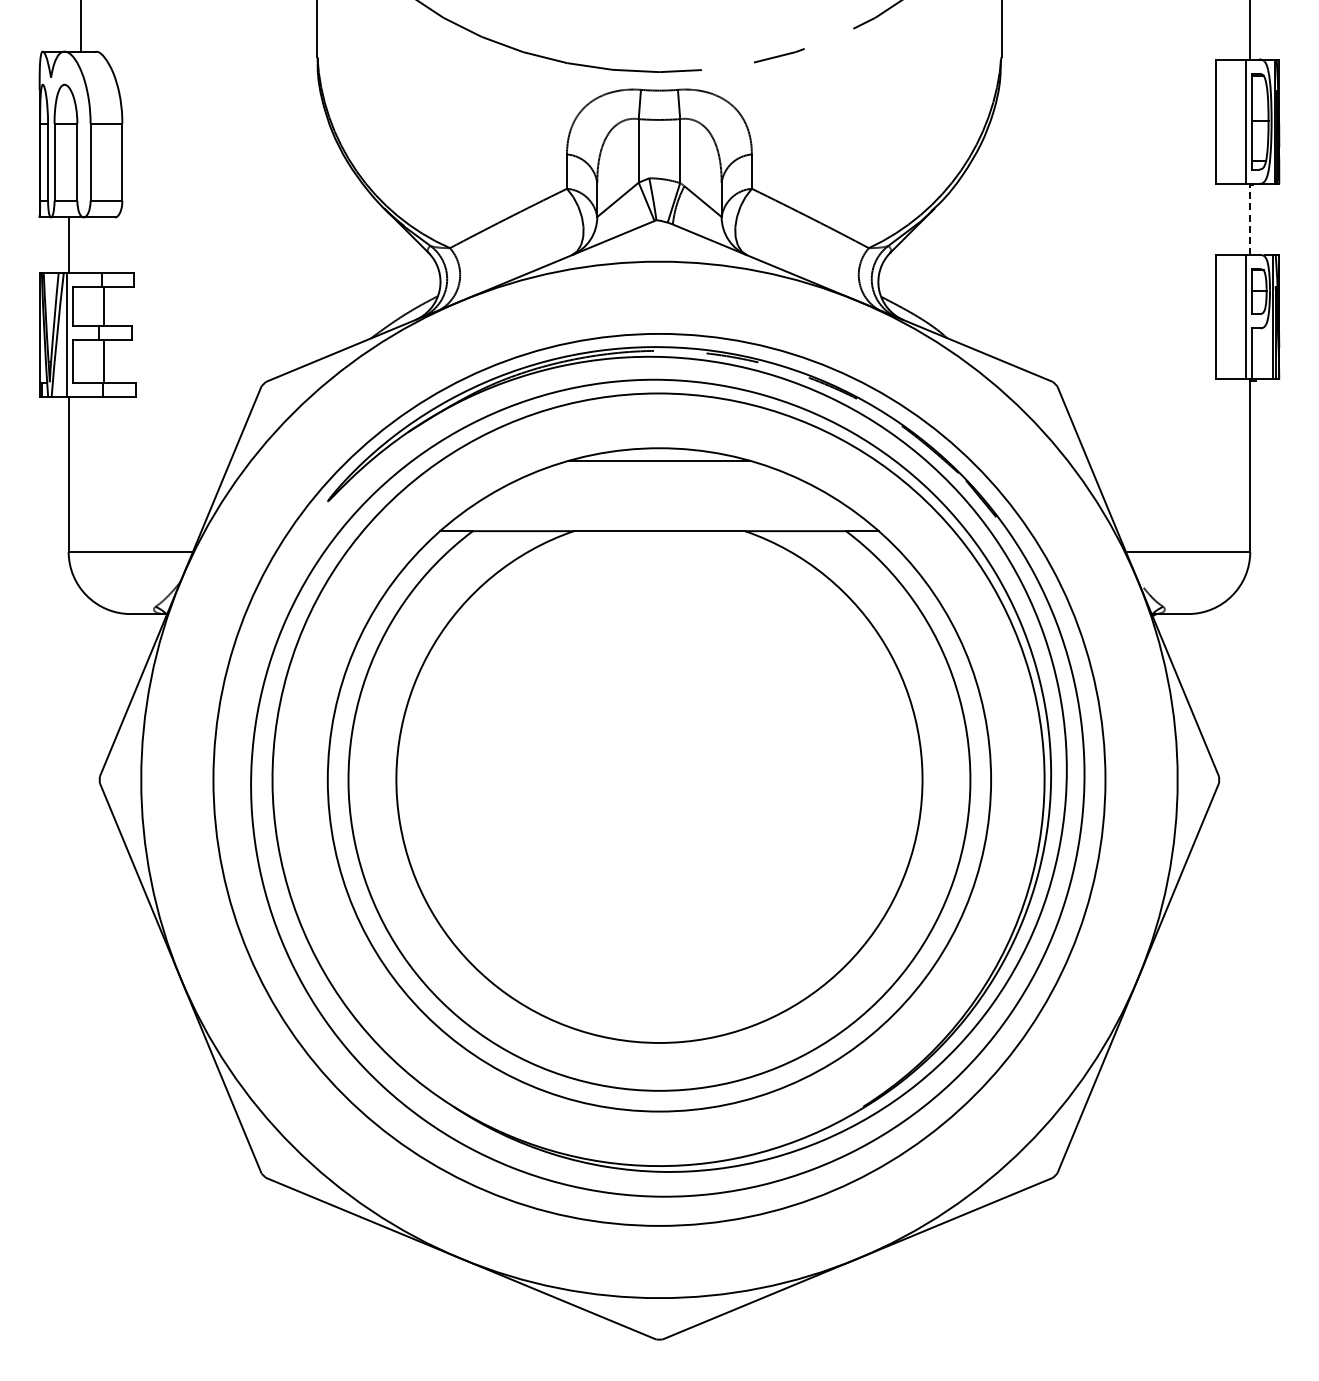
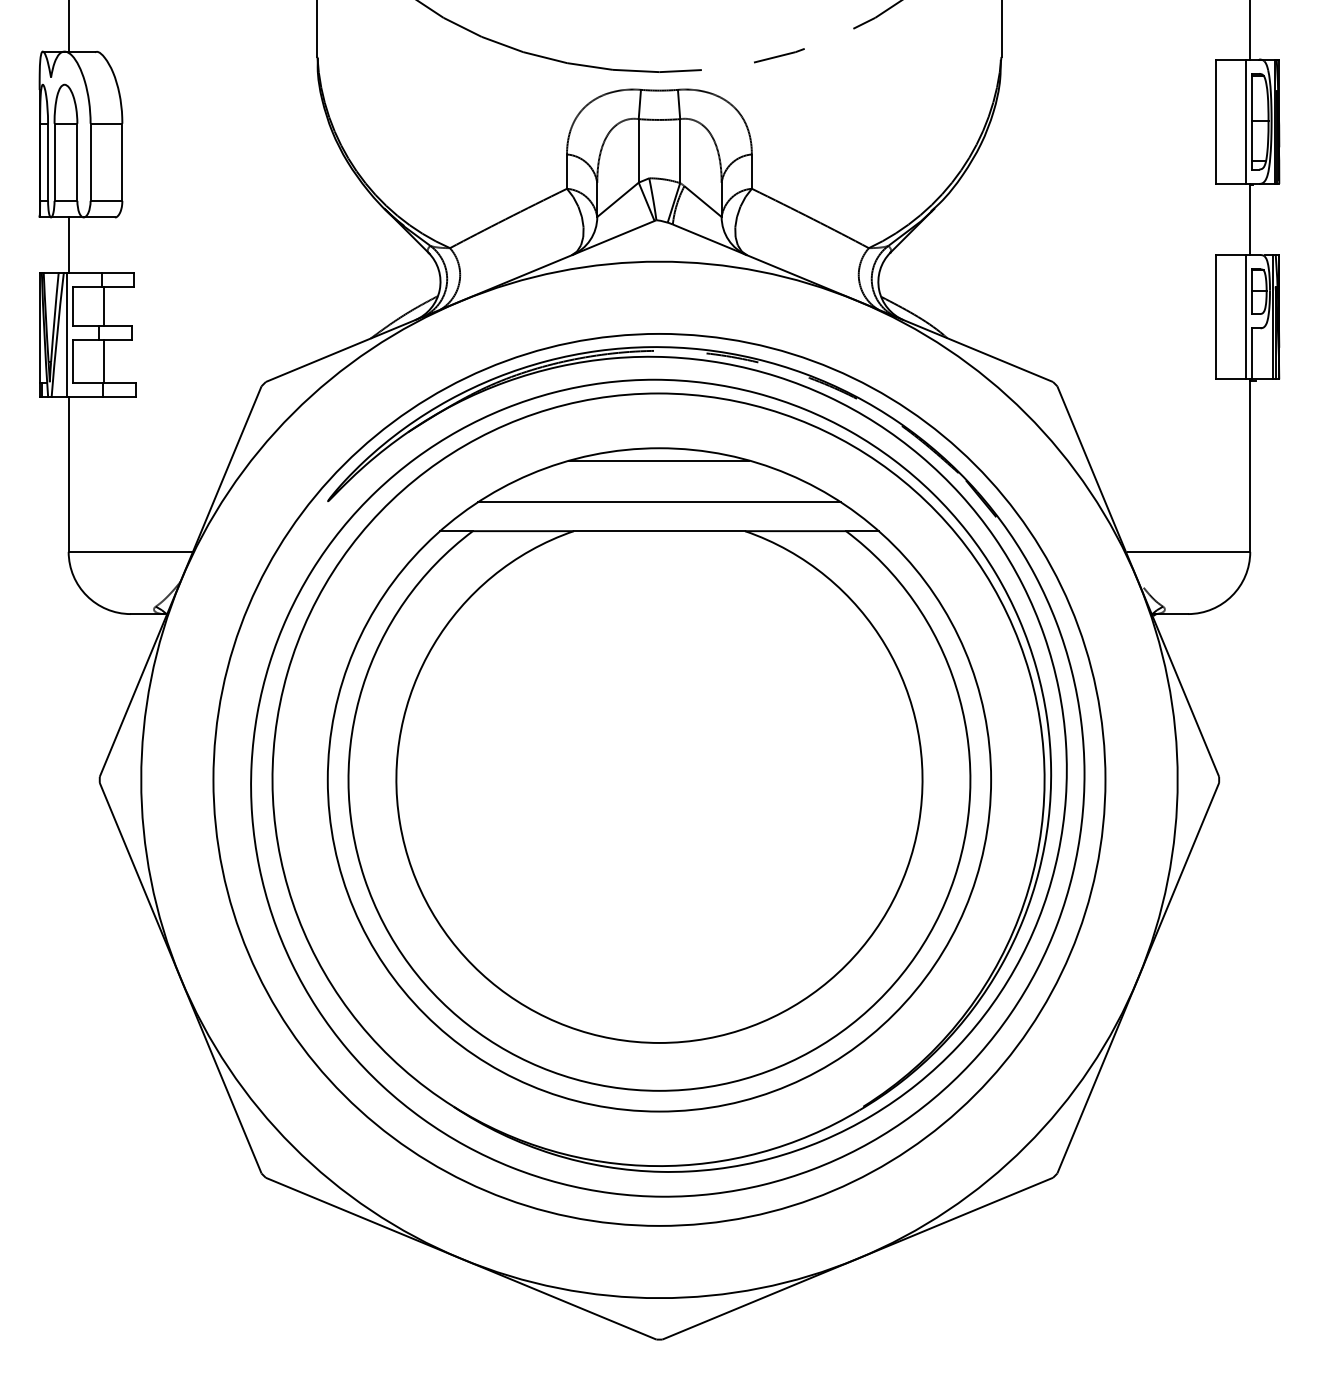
line position: (80, 26) -> (68, 26) (68, 26)
line: dashed -> solid (1250, 219)
line: none -> present (659, 502)
